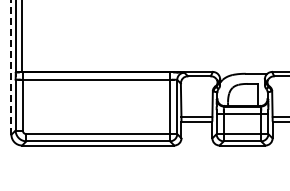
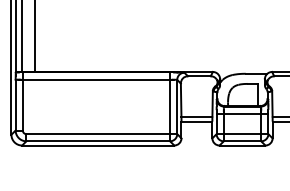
line: none -> present (34, 36)
line: dashed -> solid (11, 67)
